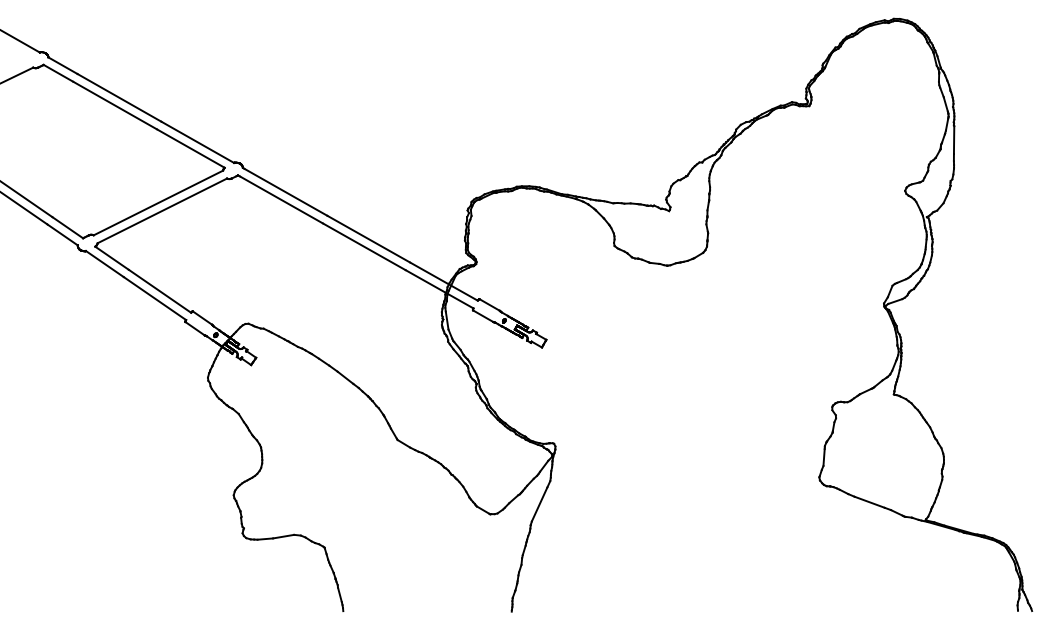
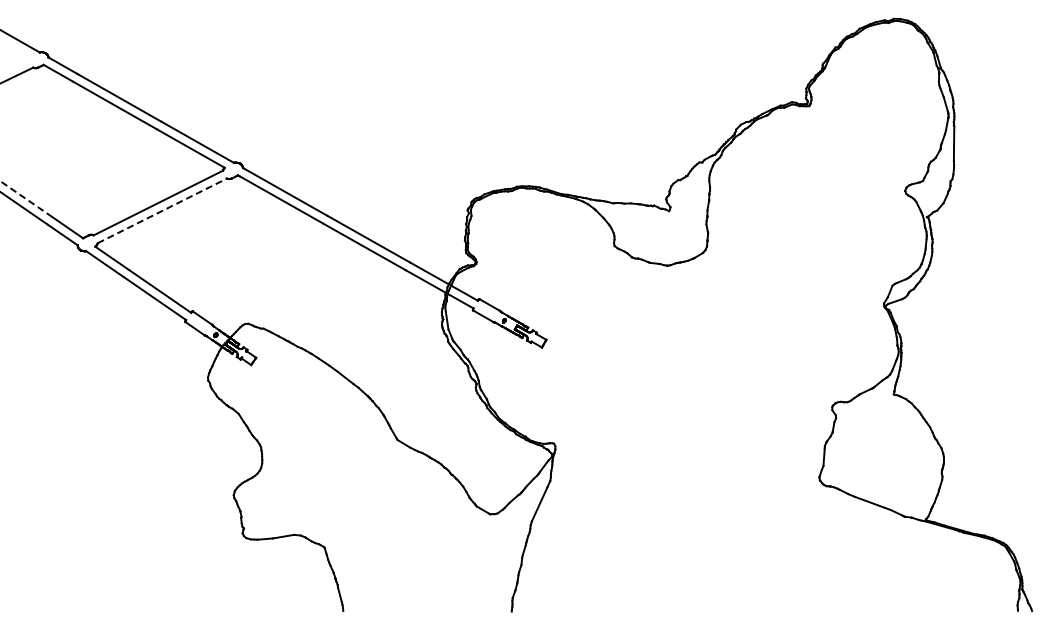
line: solid -> dashed (26, 199)
line: solid -> dashed (162, 210)
